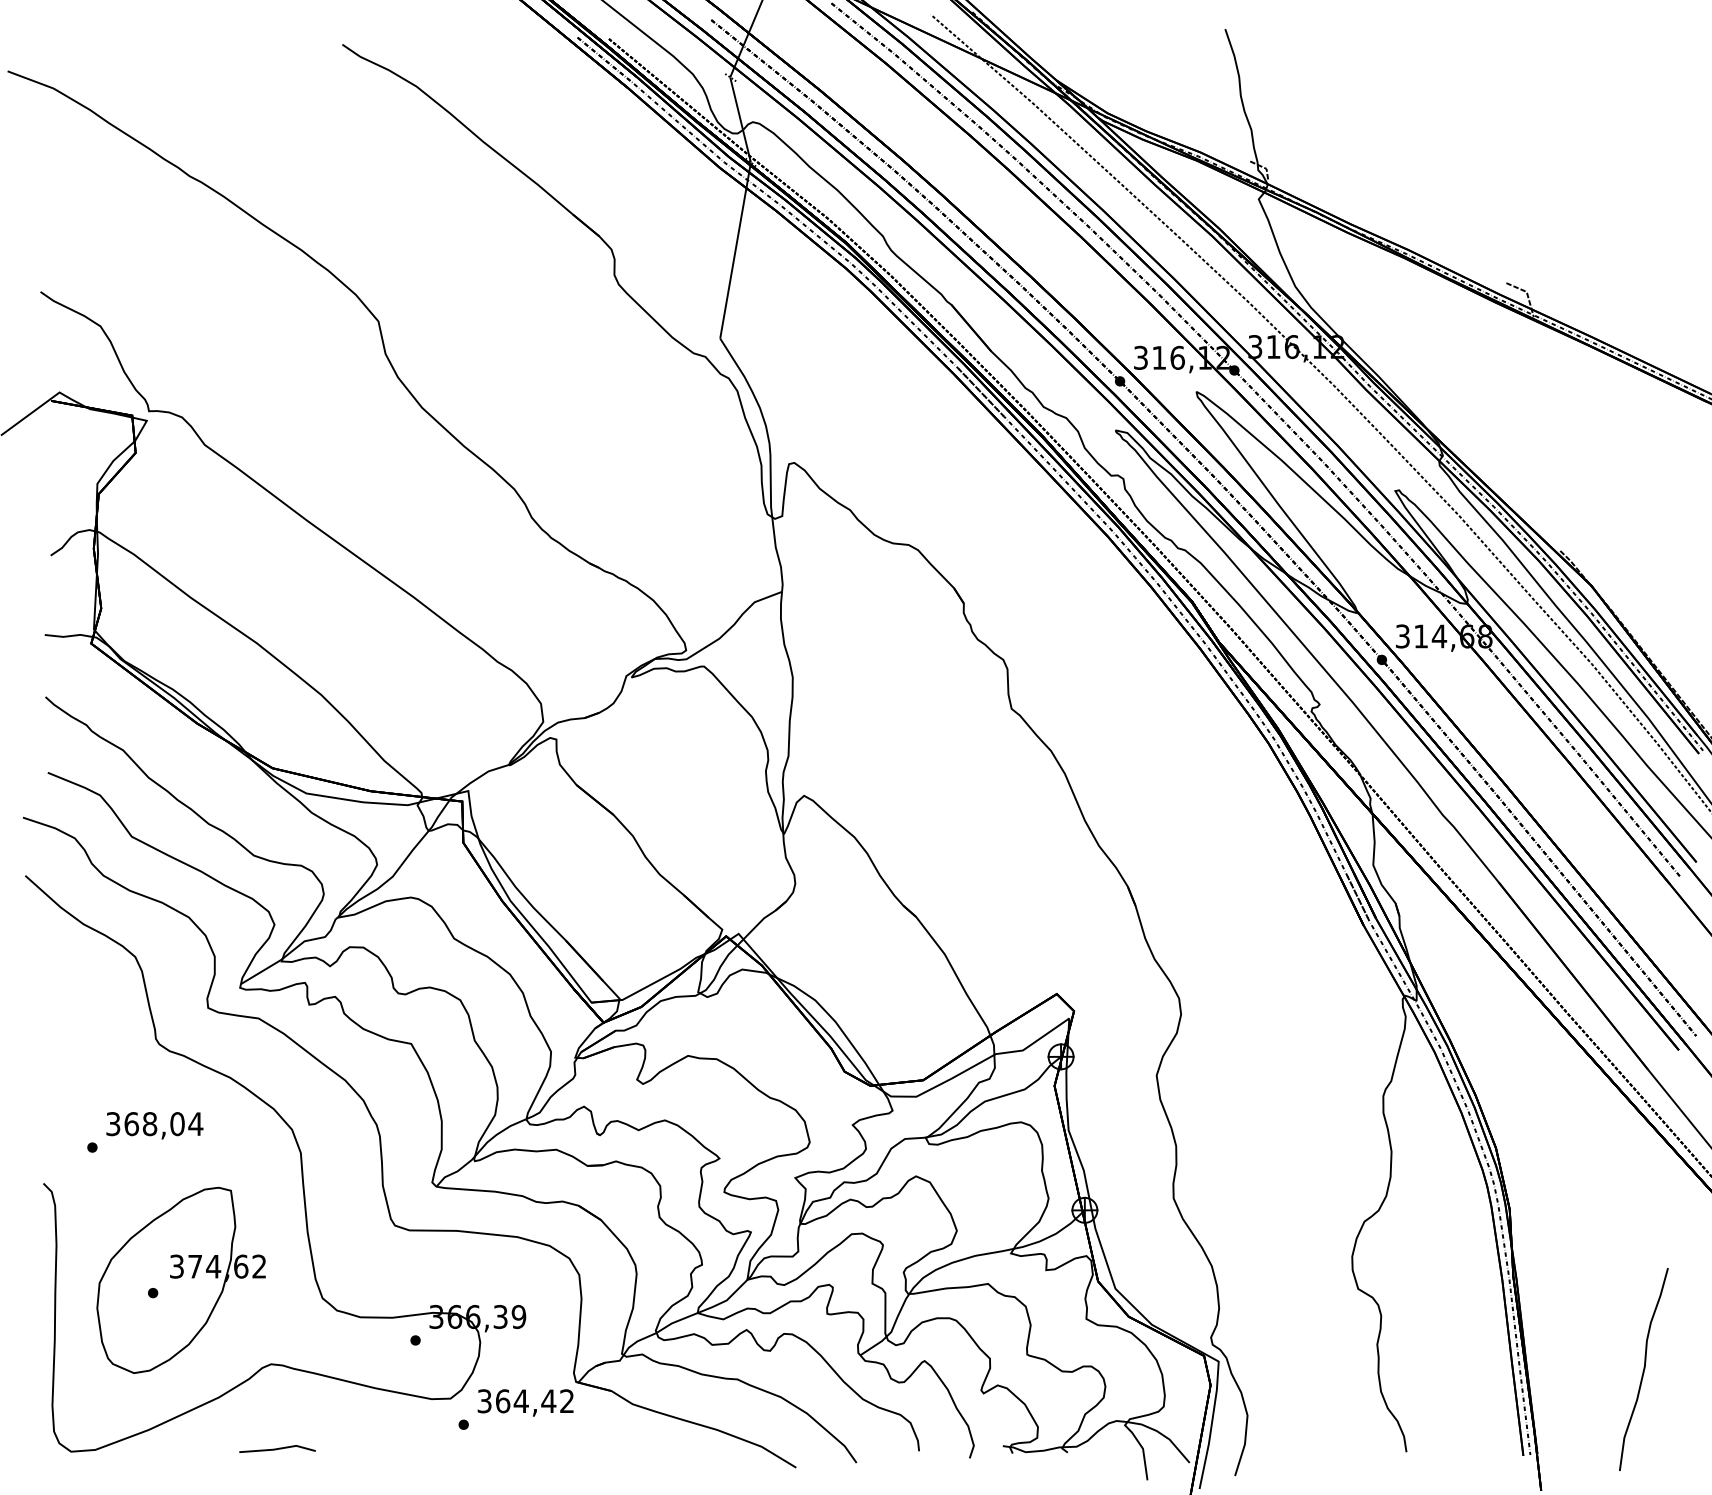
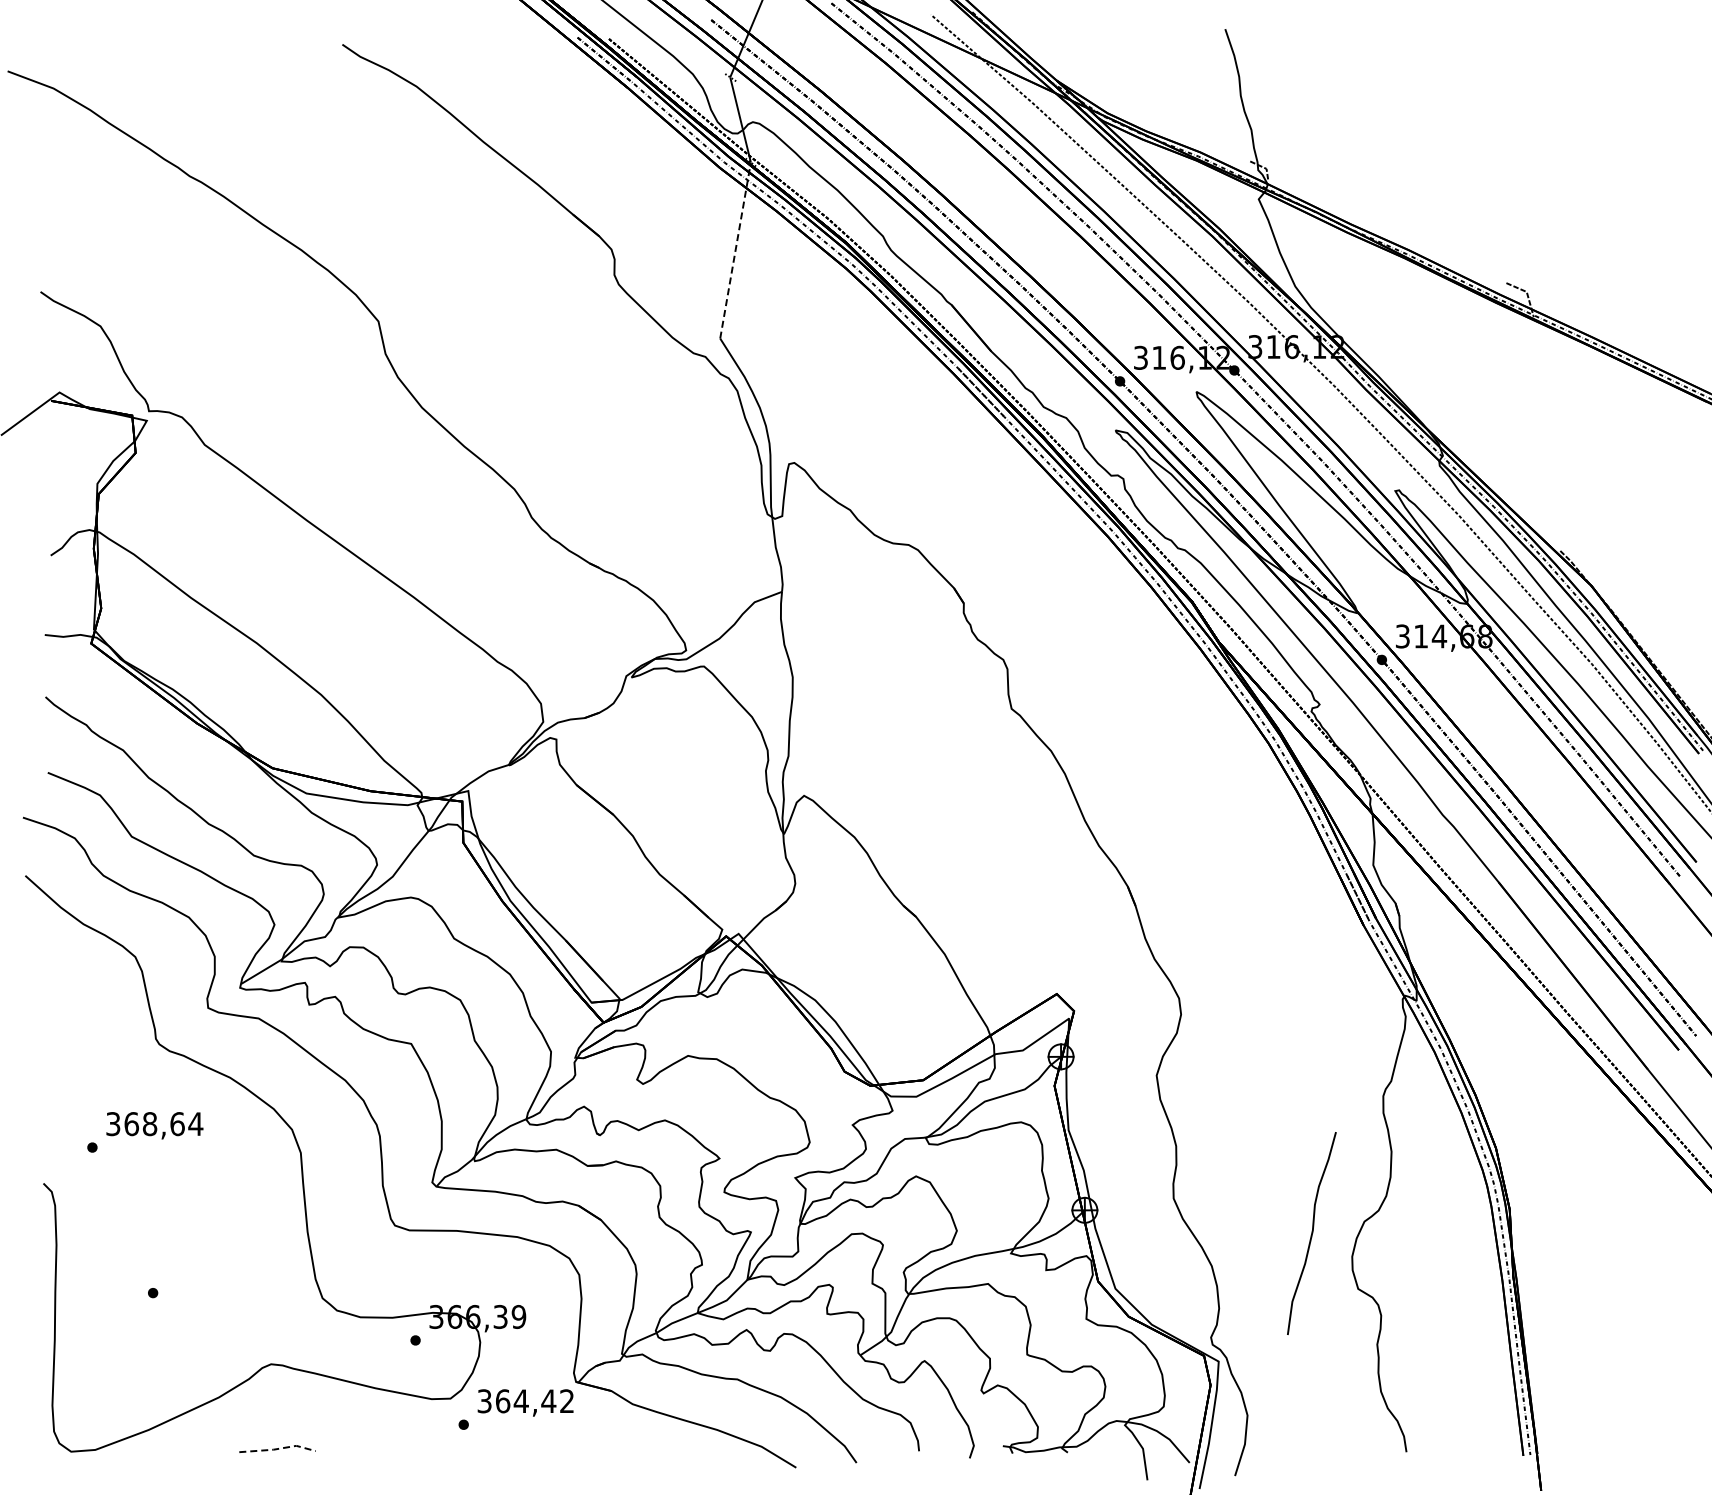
line: solid -> dashed (735, 250)
text: 368,04 -> 368,64 (177, 1123)
part: present -> none (180, 1279)
curve position: (1643, 1369) -> (1311, 1233) (1311, 1233)
line: solid -> dashed (278, 1448)
